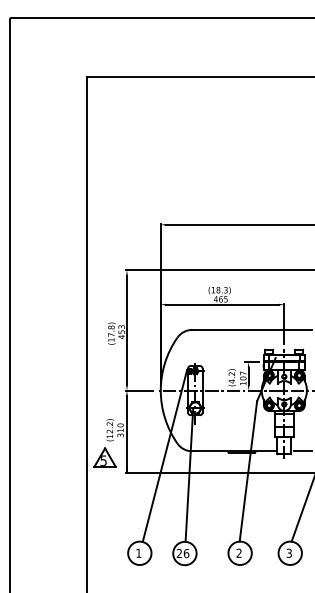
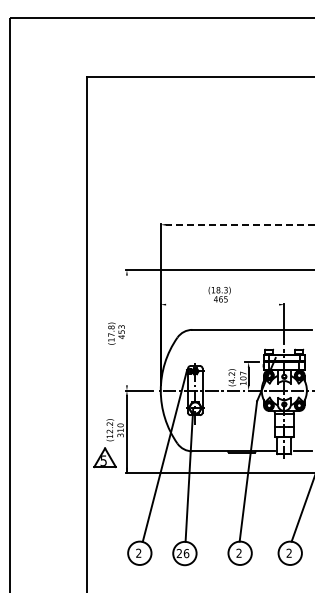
line: solid -> dashed (239, 224)
line: present -> none (222, 304)
line: present -> none (126, 330)
text: 1 -> 2 (138, 552)
text: 3 -> 2 (288, 553)
